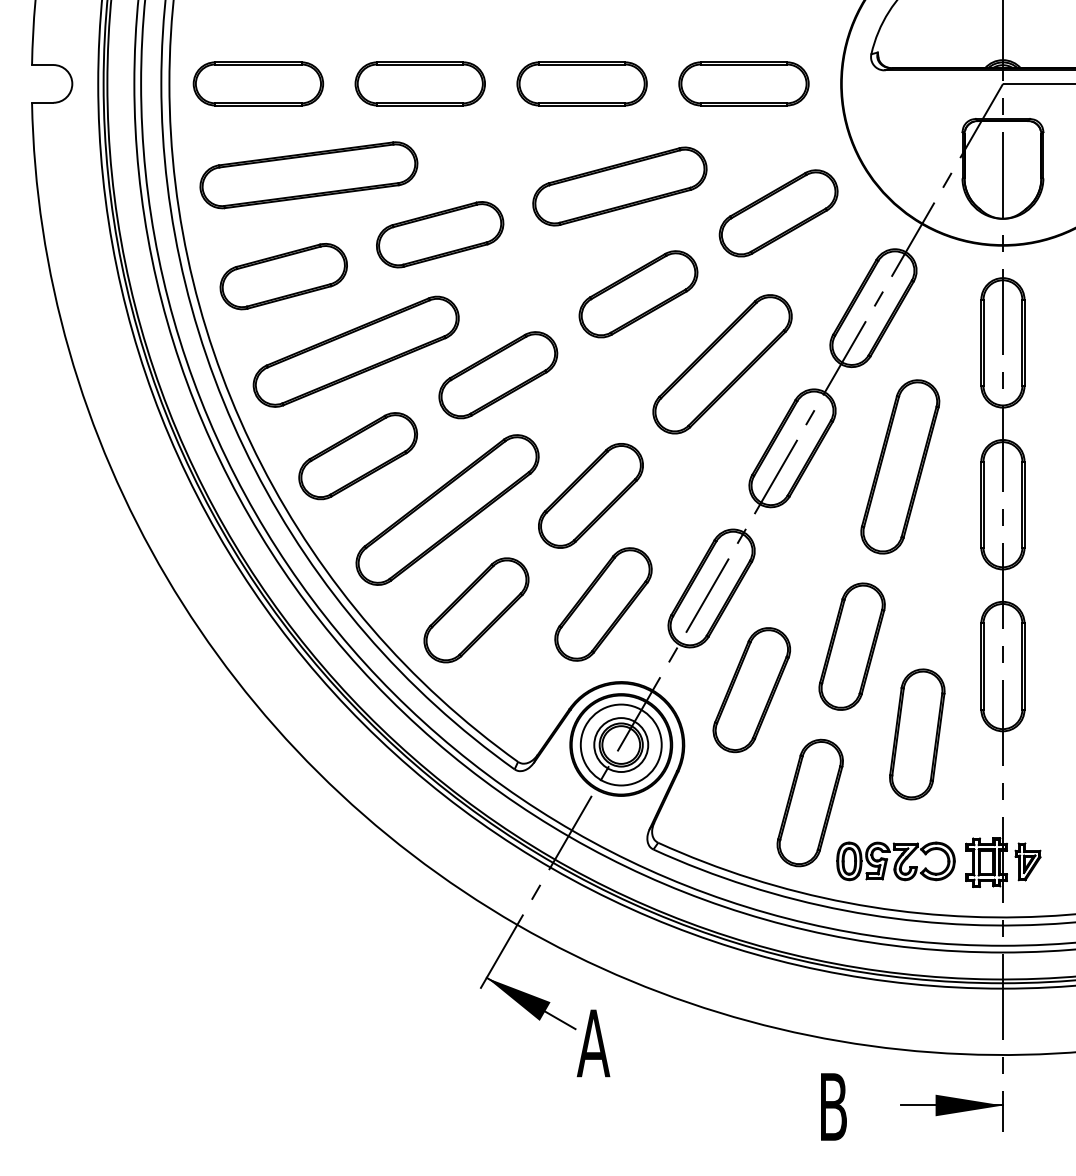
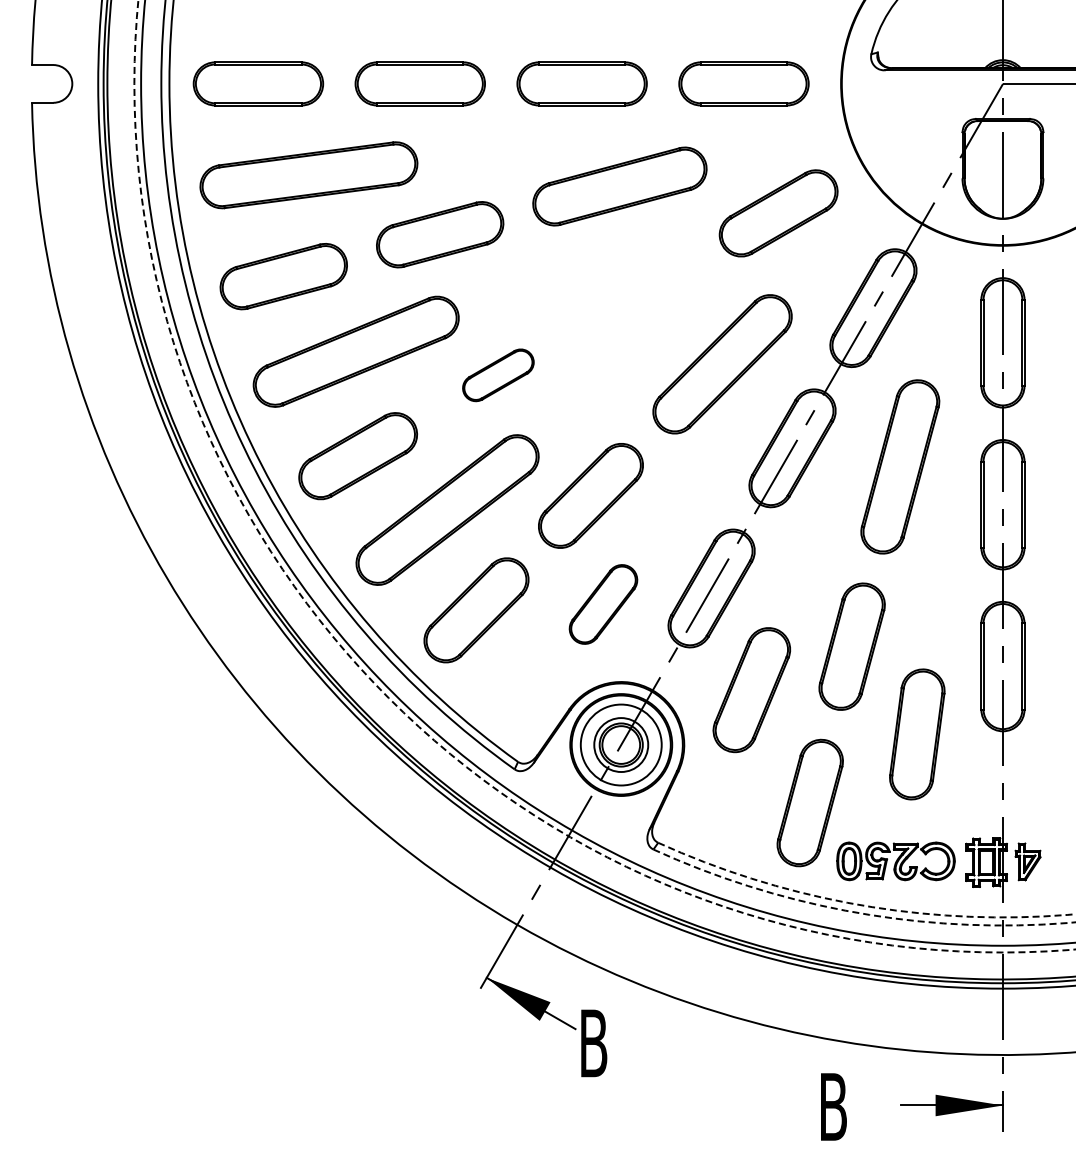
part: present -> none (638, 294)
part size: 121x89 px -> 73x55 px (498, 375)
circle: solid -> dashed (604, 476)
part size: 99x115 px -> 71x81 px (603, 604)
arc: solid -> dashed (863, 905)
arc: solid -> dashed (858, 913)
text: A -> B (593, 1043)
